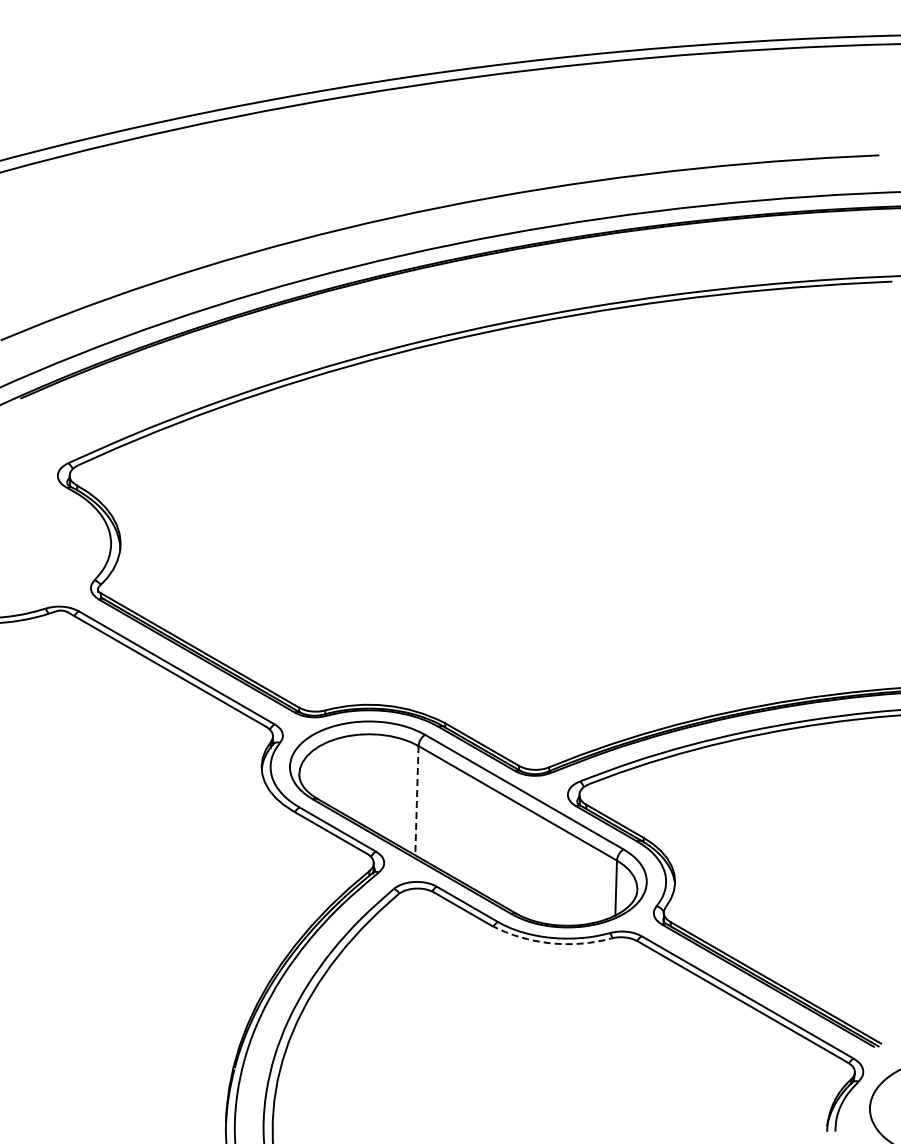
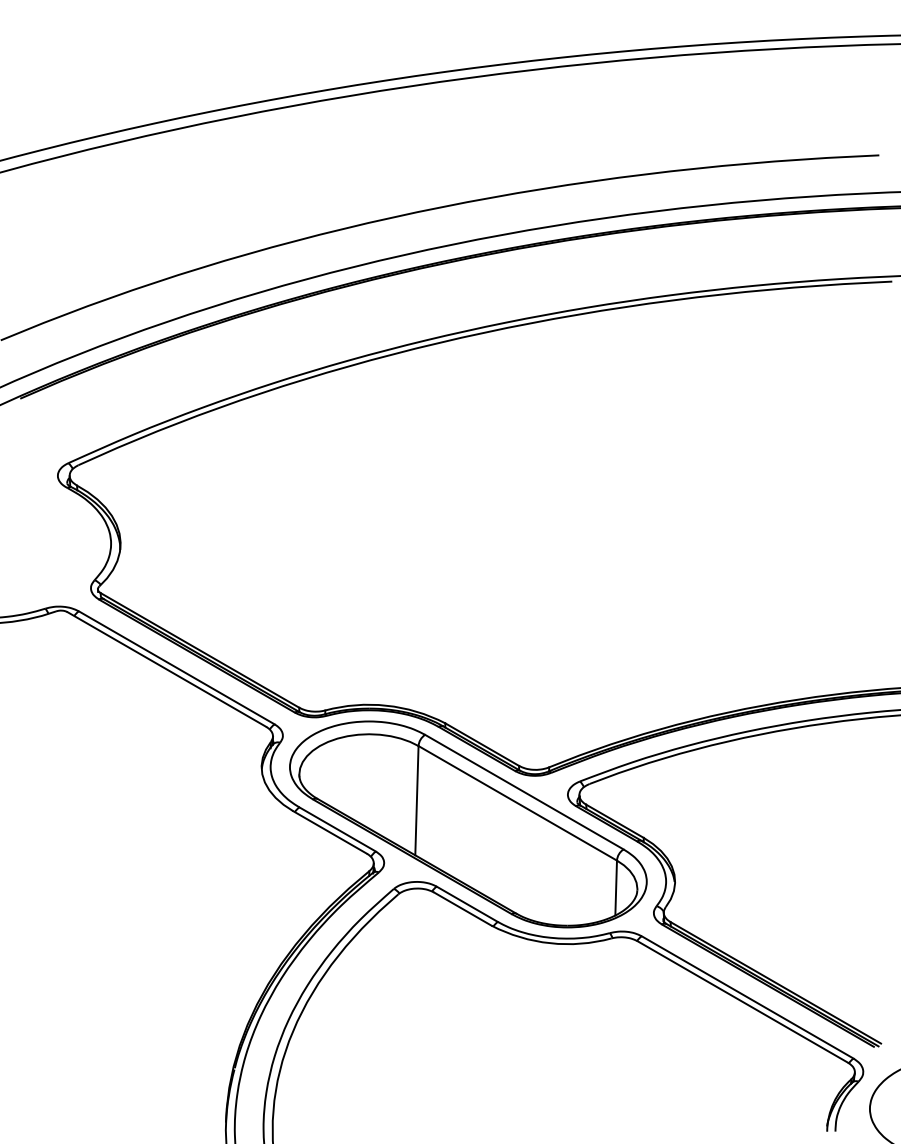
line: dashed -> solid (416, 800)
arc: dashed -> solid (550, 943)
